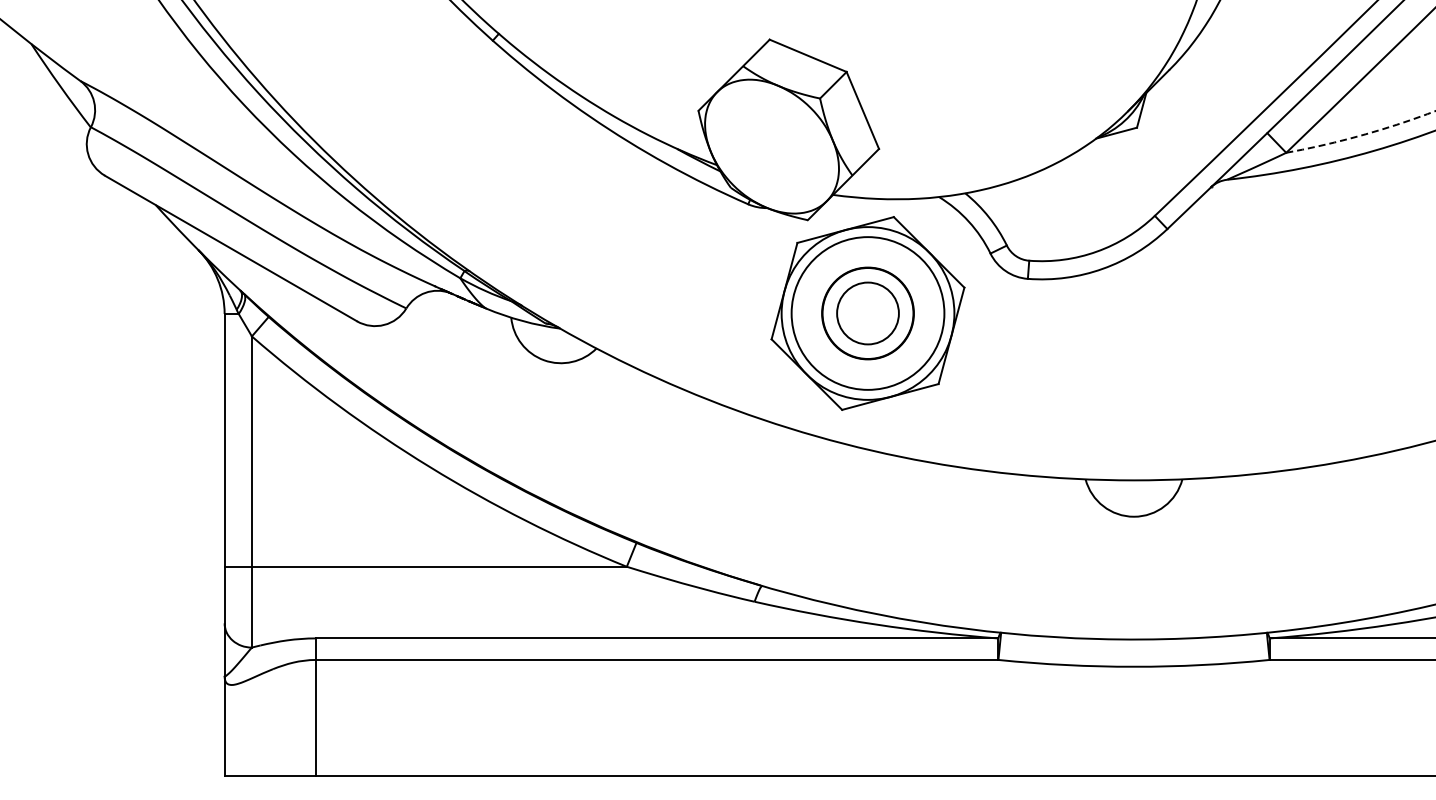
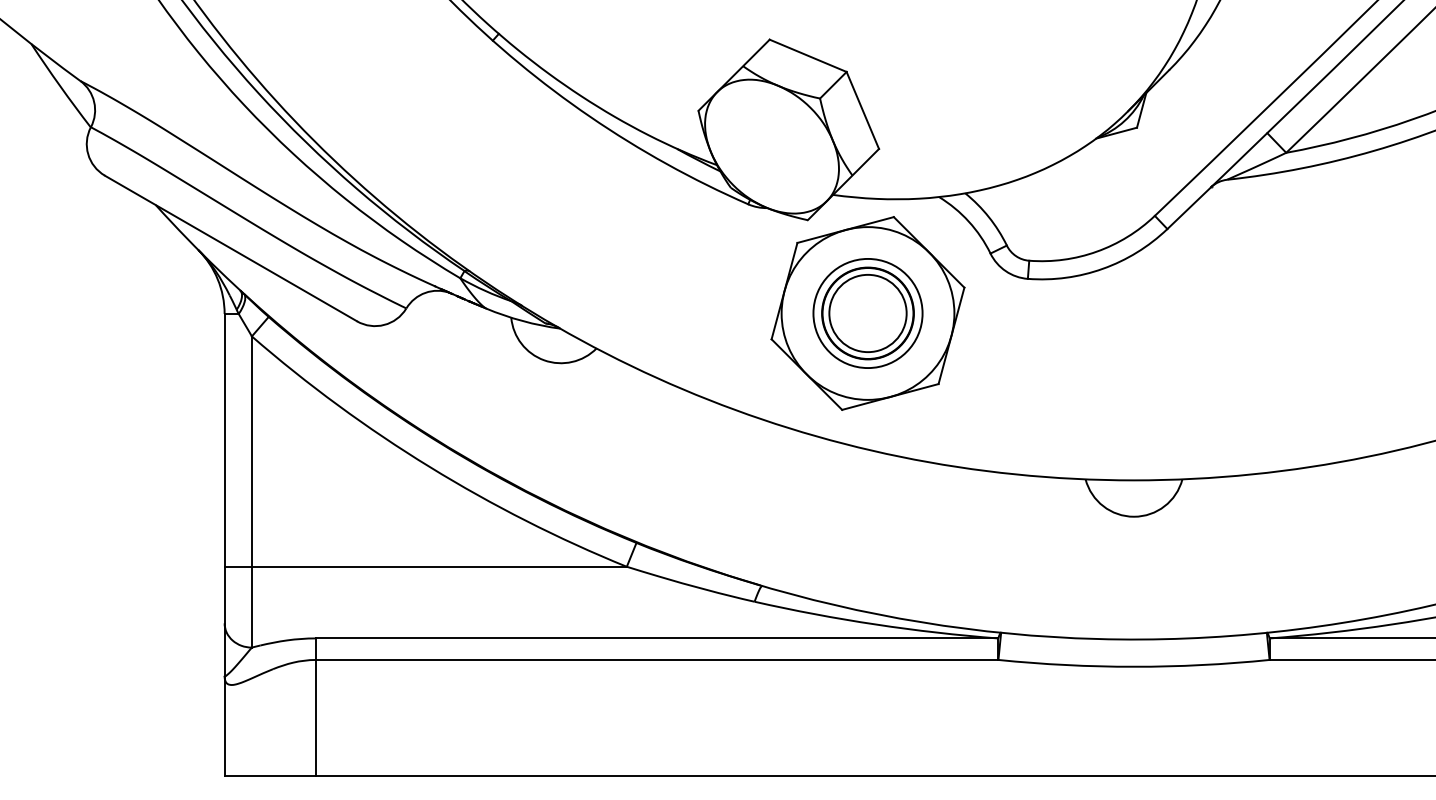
arc: dashed -> solid (1362, 135)
circle diameter: 153 px -> 109 px (867, 313)
circle diameter: 62 px -> 77 px (867, 313)
